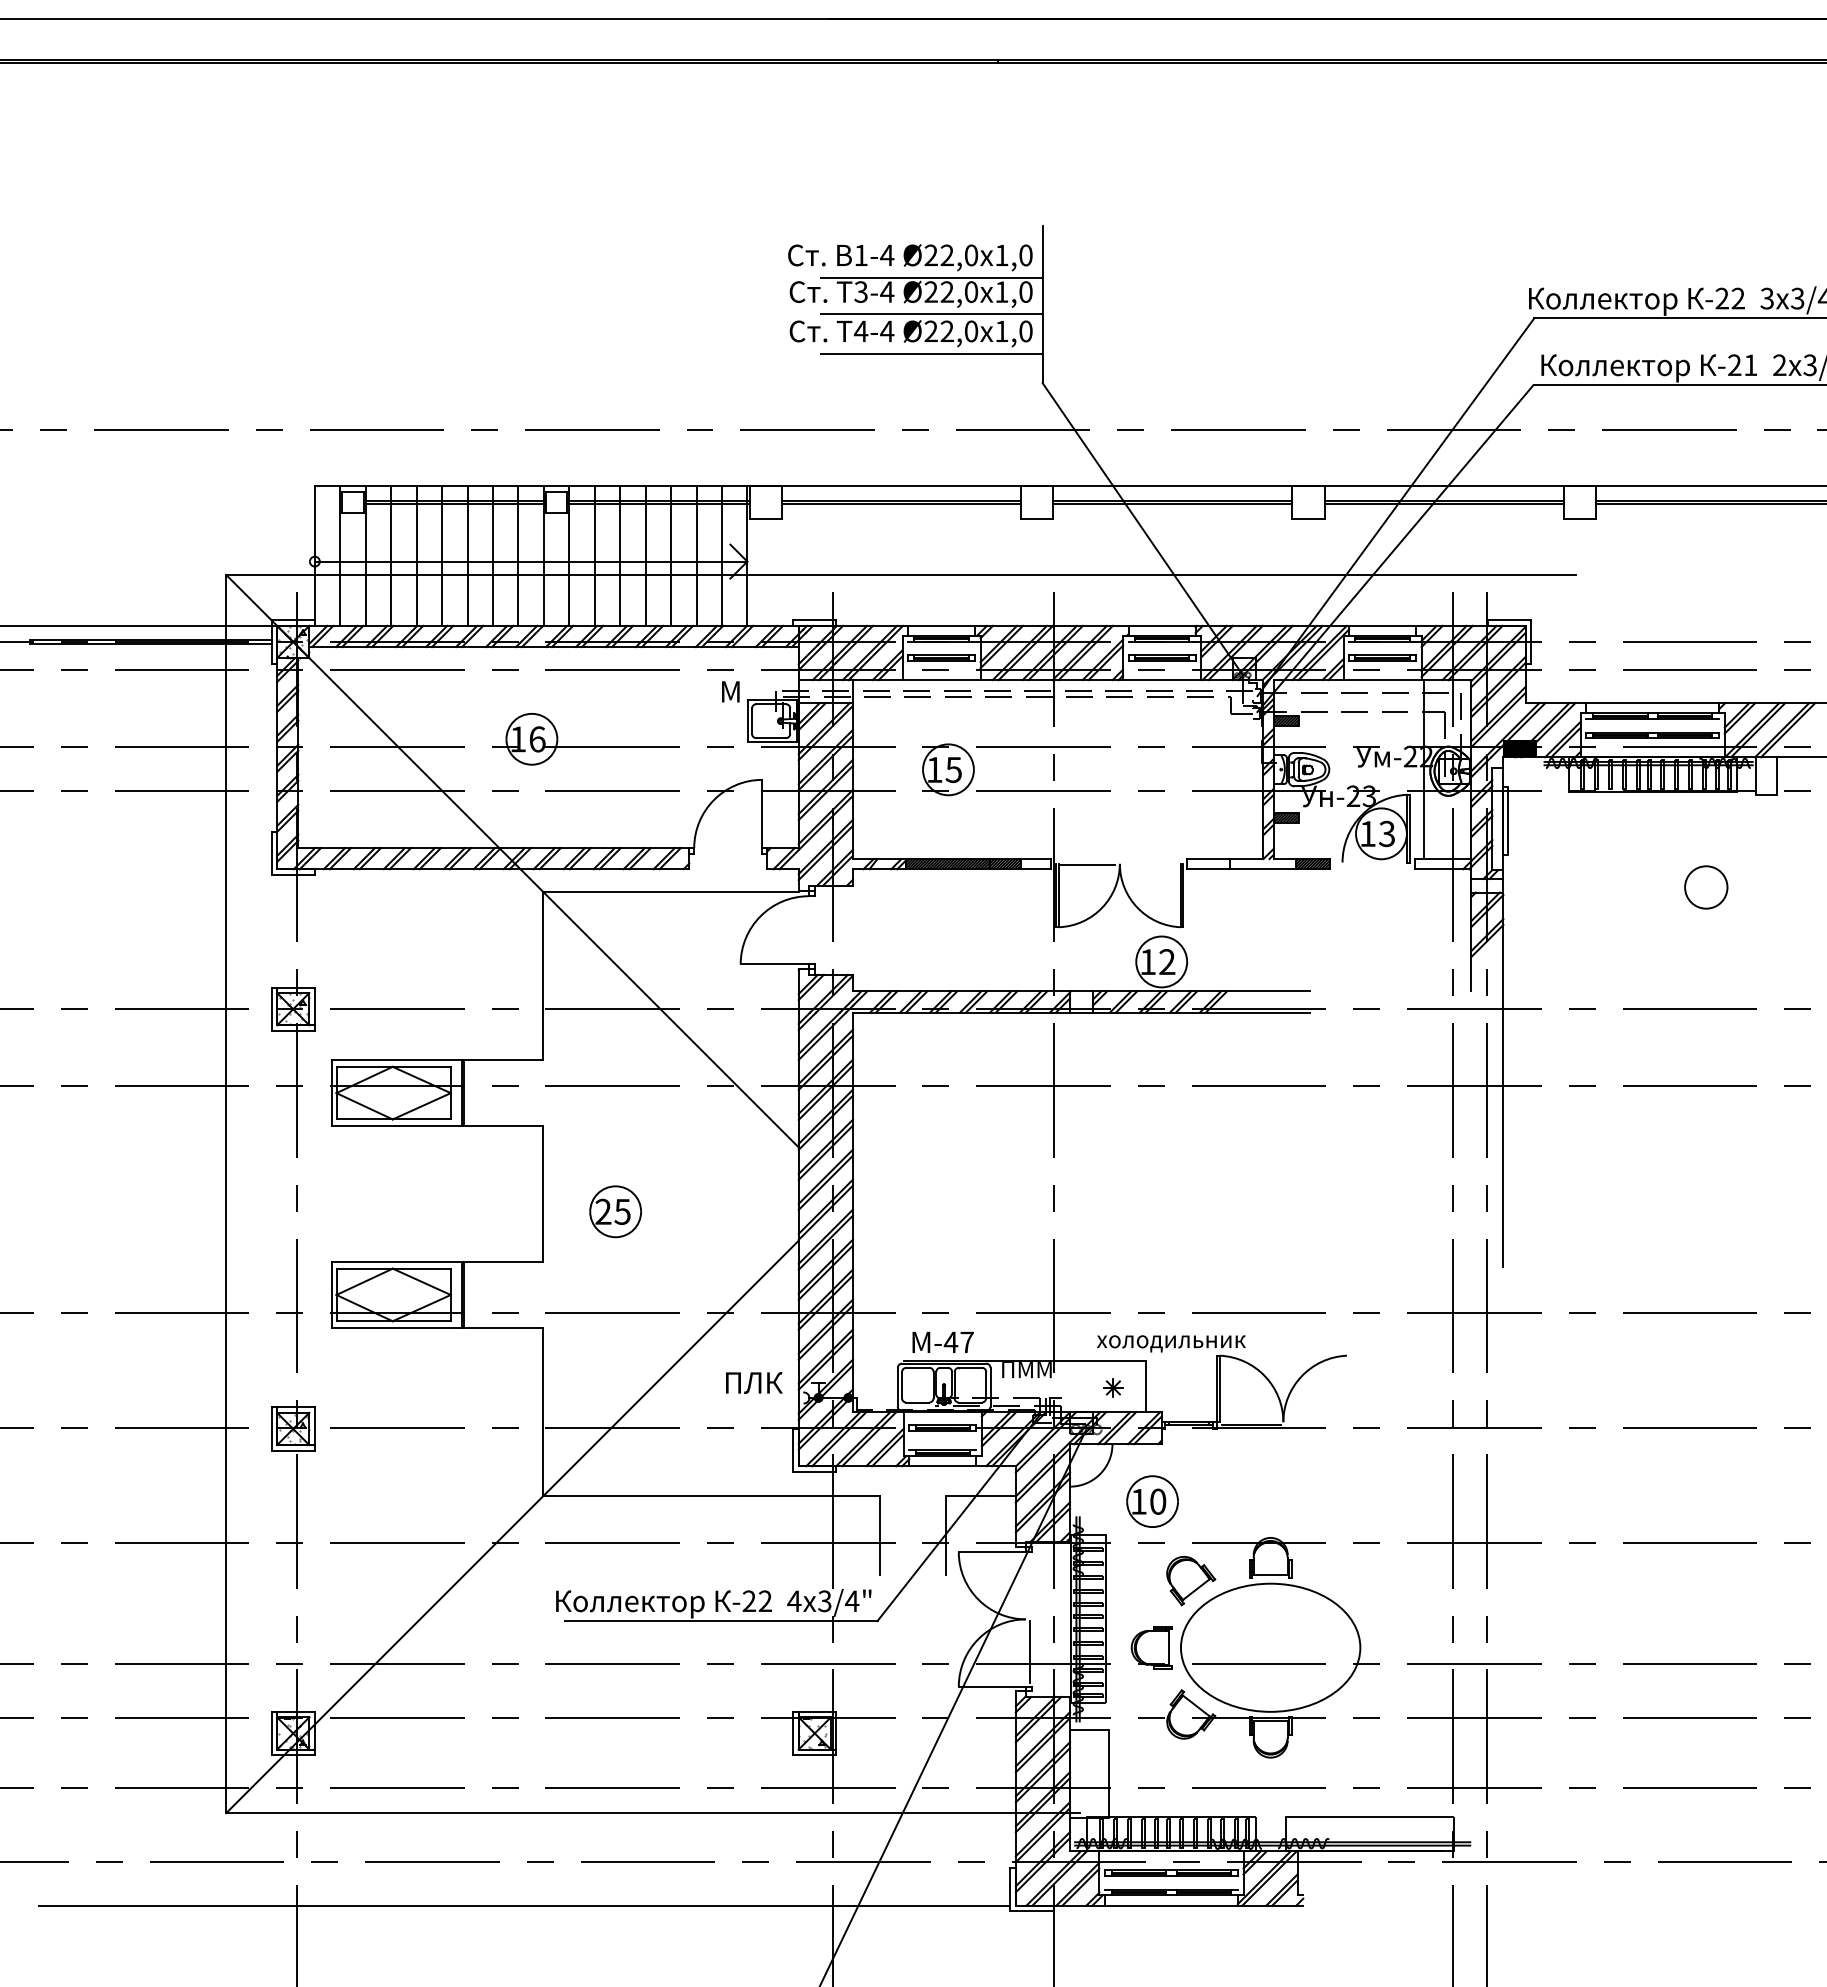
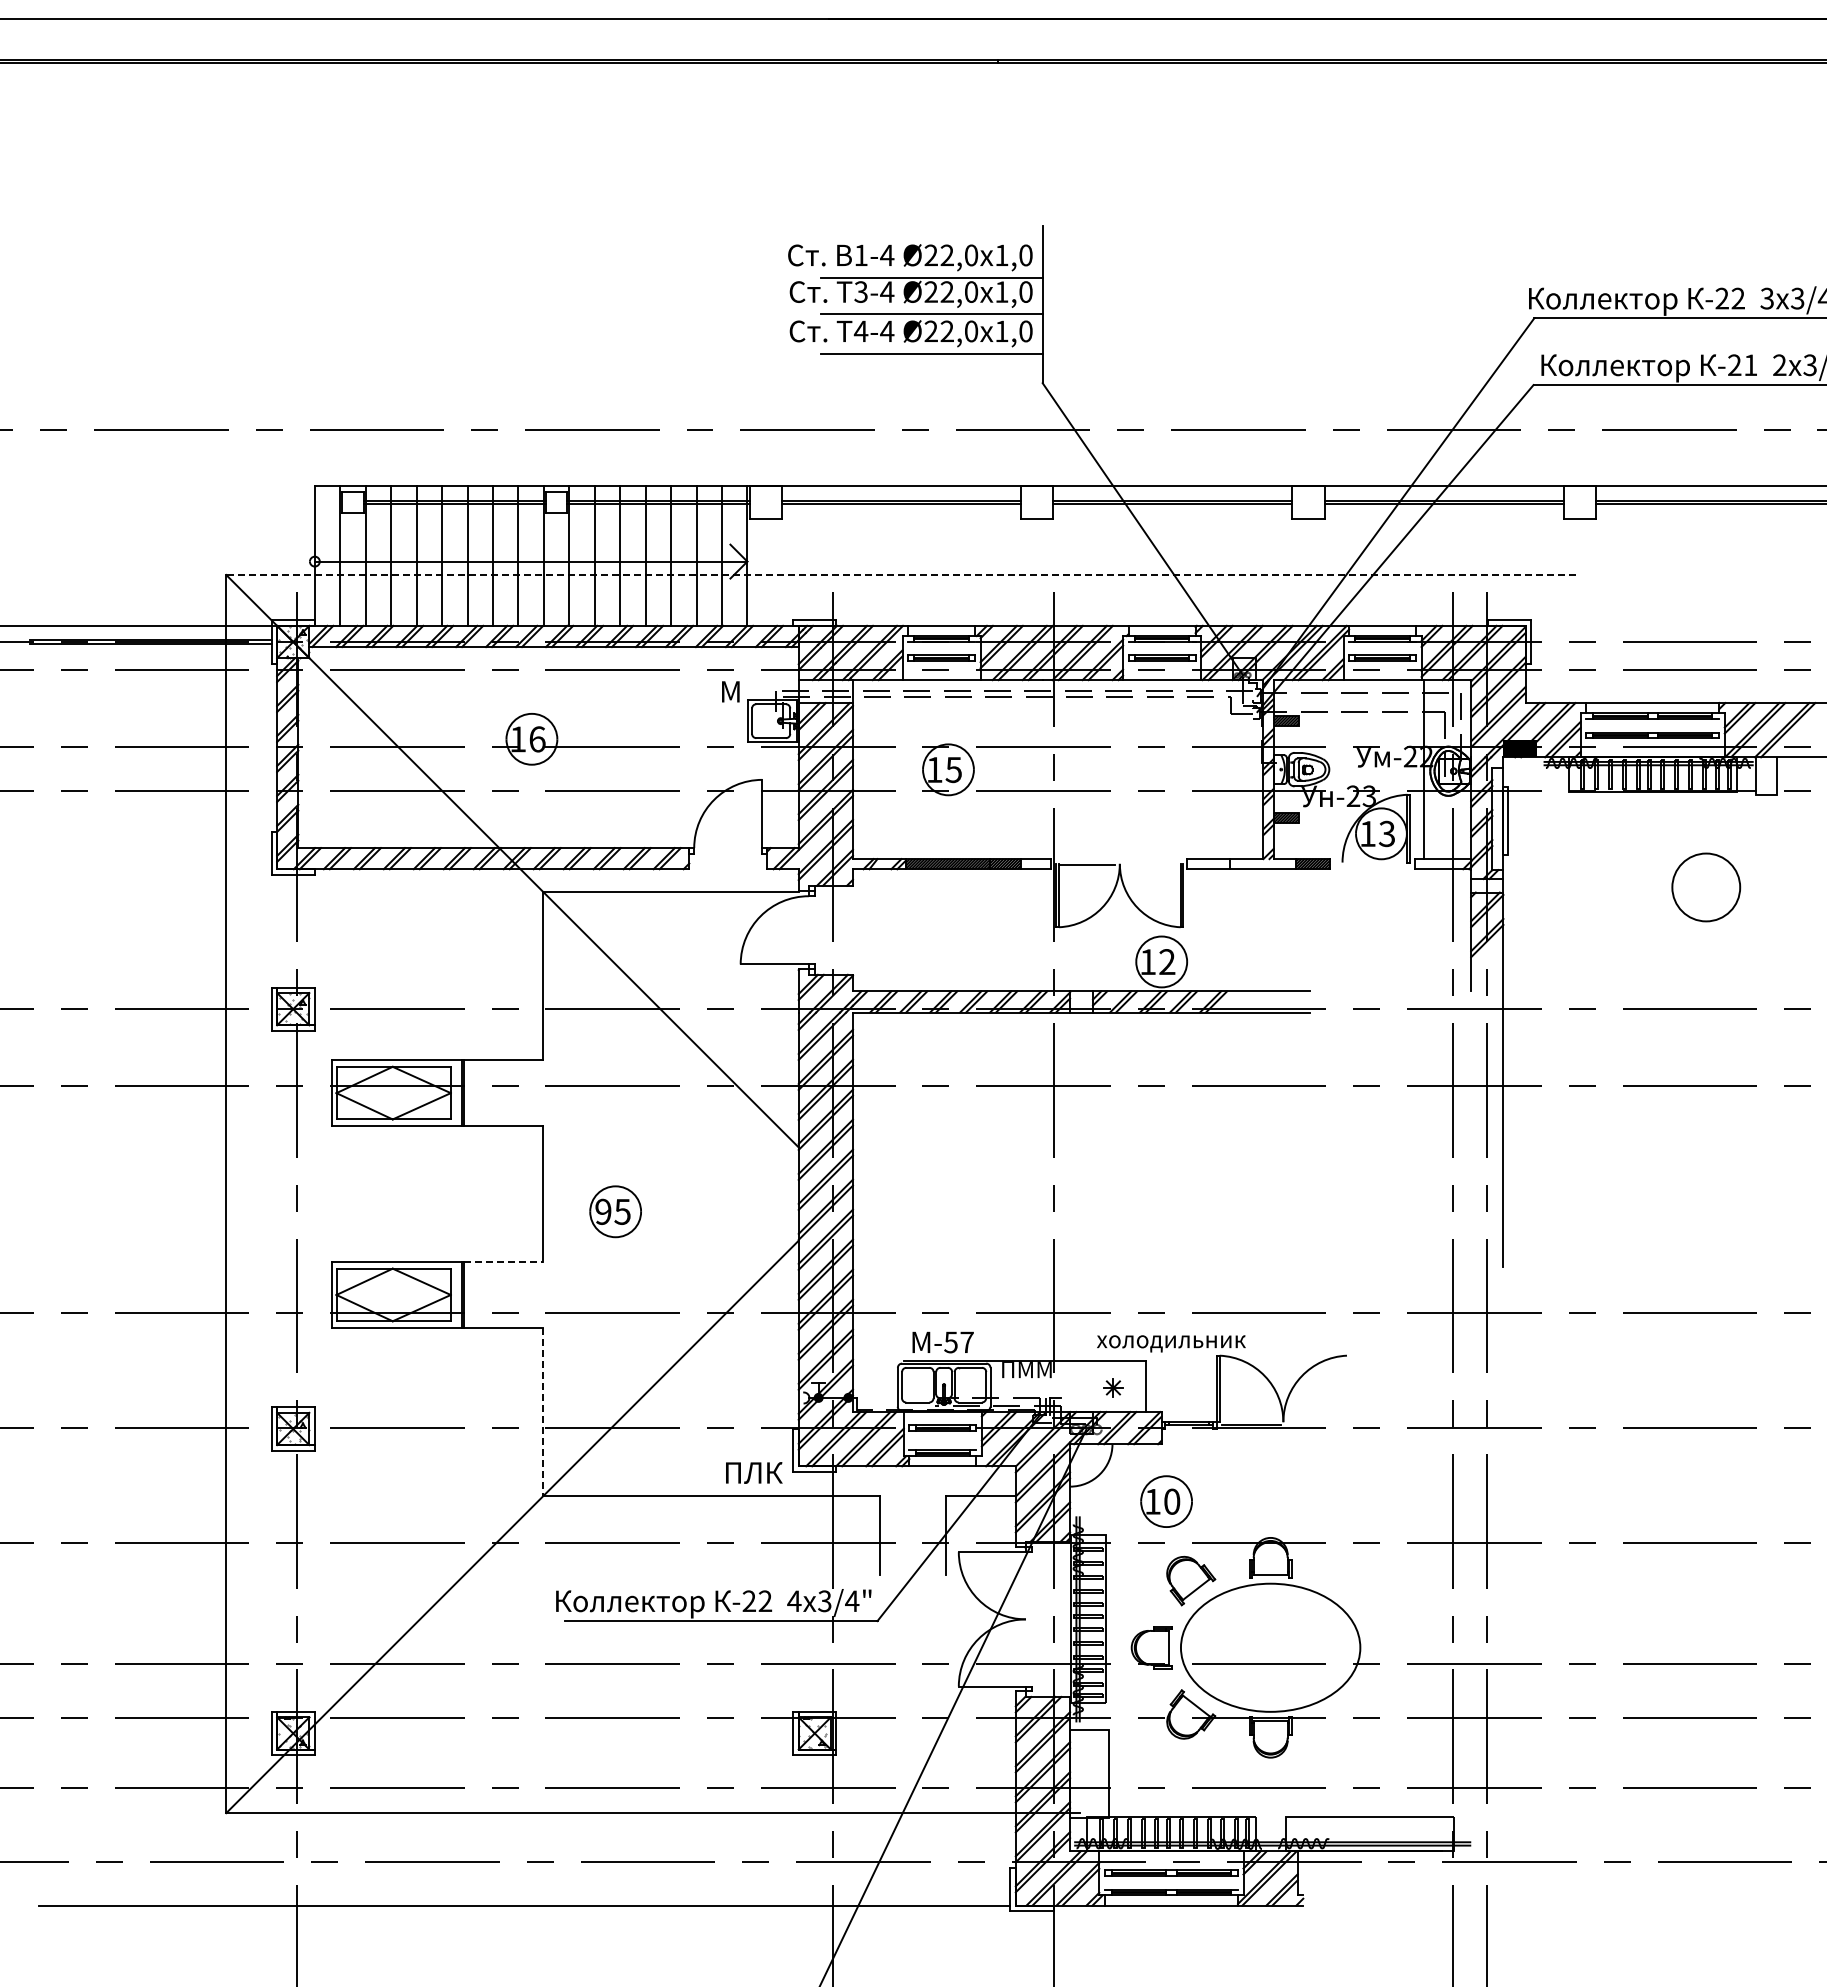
line: solid -> dashed (900, 574)
circle diameter: 42 px -> 68 px (1706, 887)
text: 25 -> 95 (603, 1211)
line: solid -> dashed (503, 1261)
text: -47 -> -57 (950, 1342)
text position: (754, 1382) -> (754, 1472) (754, 1472)
line: solid -> dashed (543, 1412)
part position: (1152, 1501) -> (1166, 1501) (1166, 1501)
line: present -> none (1030, 1651)
